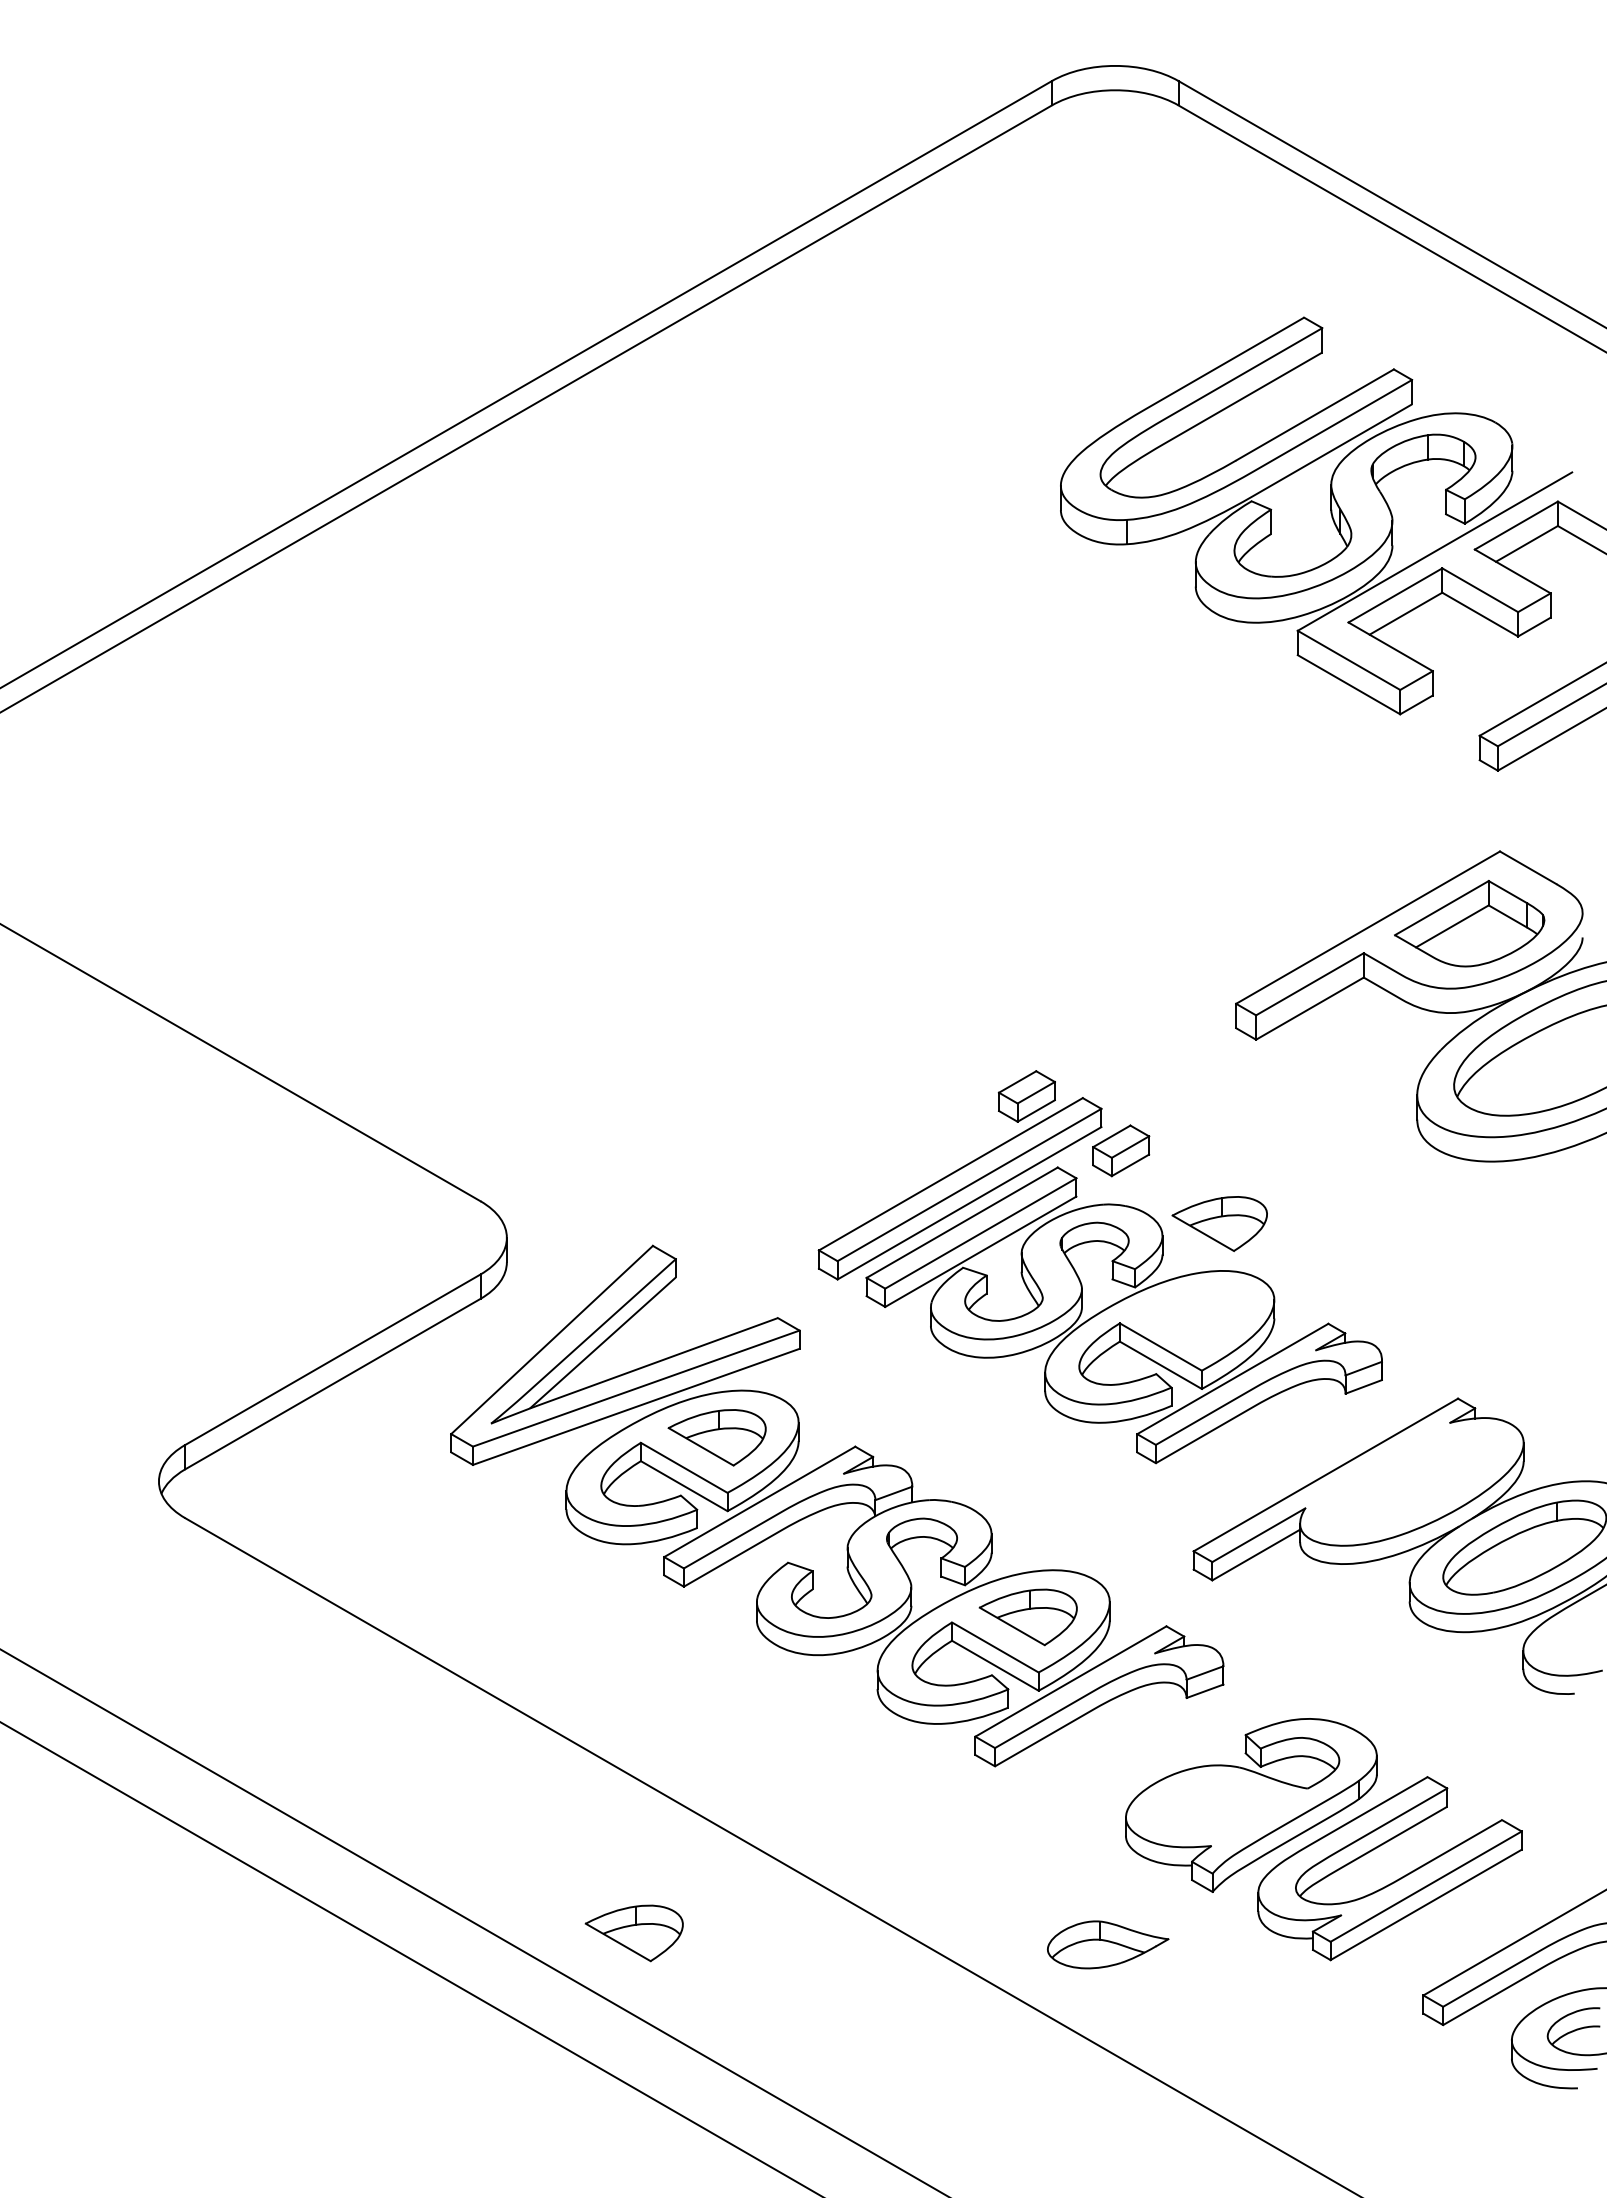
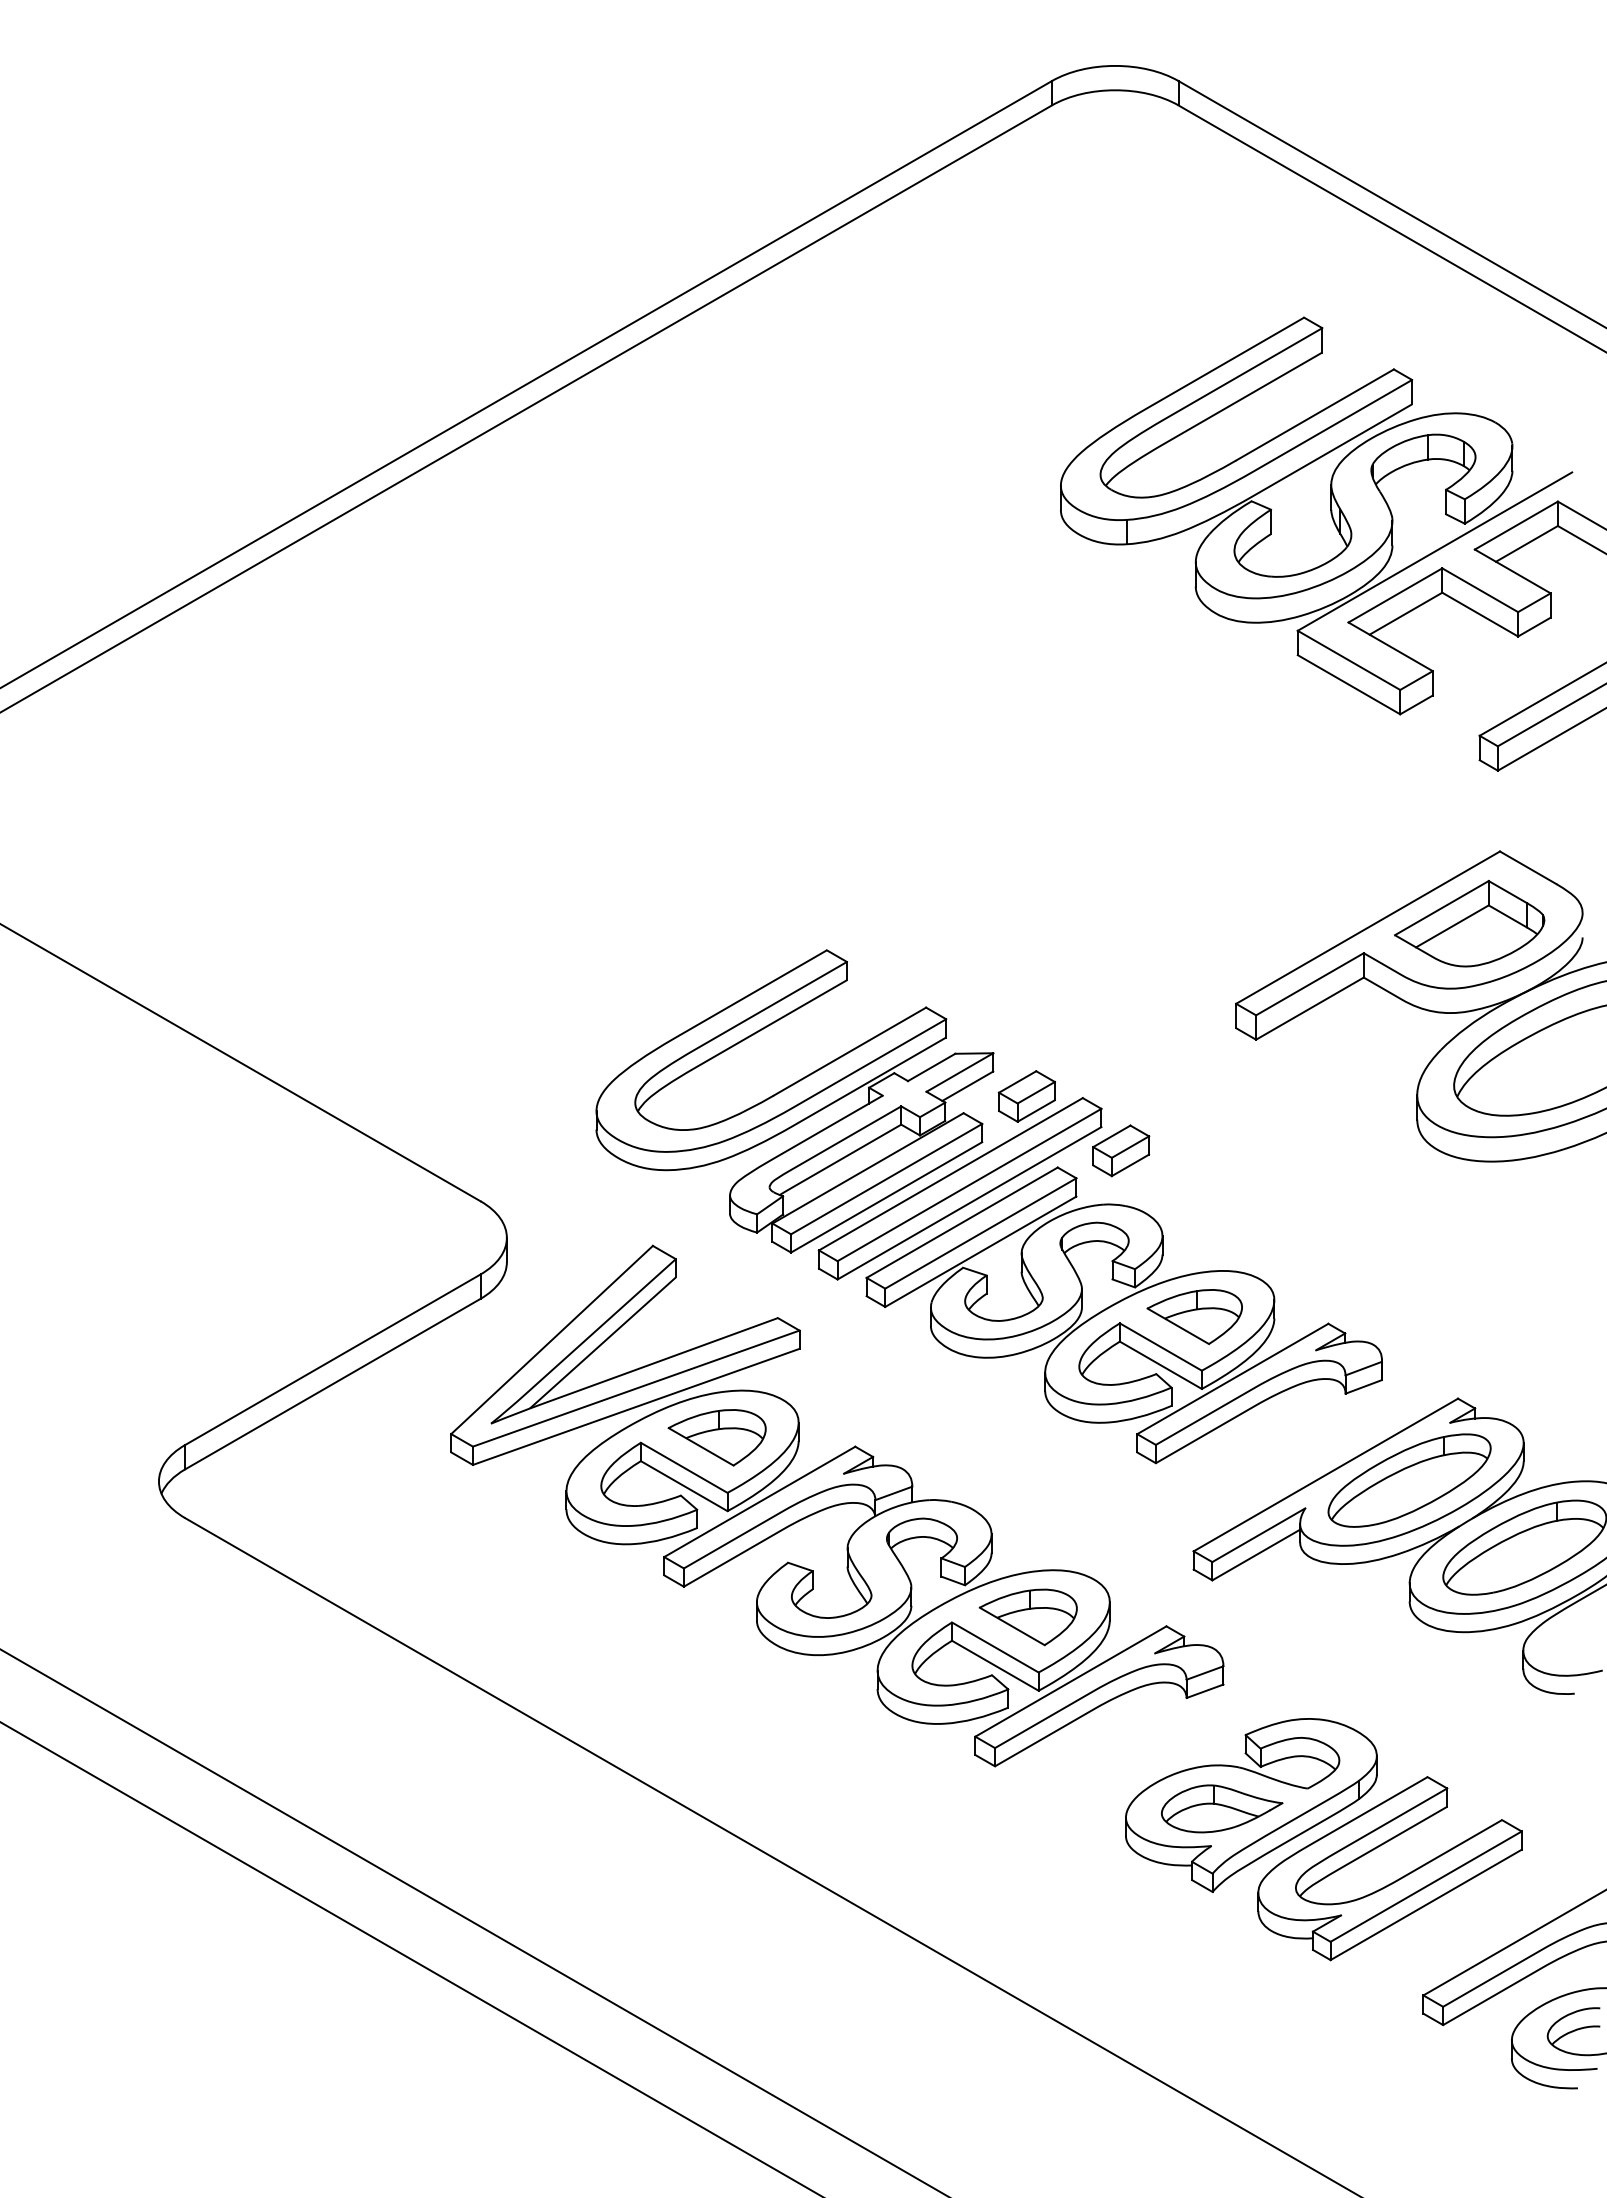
part: none -> present (794, 1101)
part position: (1219, 1223) -> (1194, 1316) (1194, 1316)
part: none -> present (1409, 1480)
part: present -> none (633, 1933)
part position: (1108, 1944) -> (1222, 1808) (1222, 1808)
